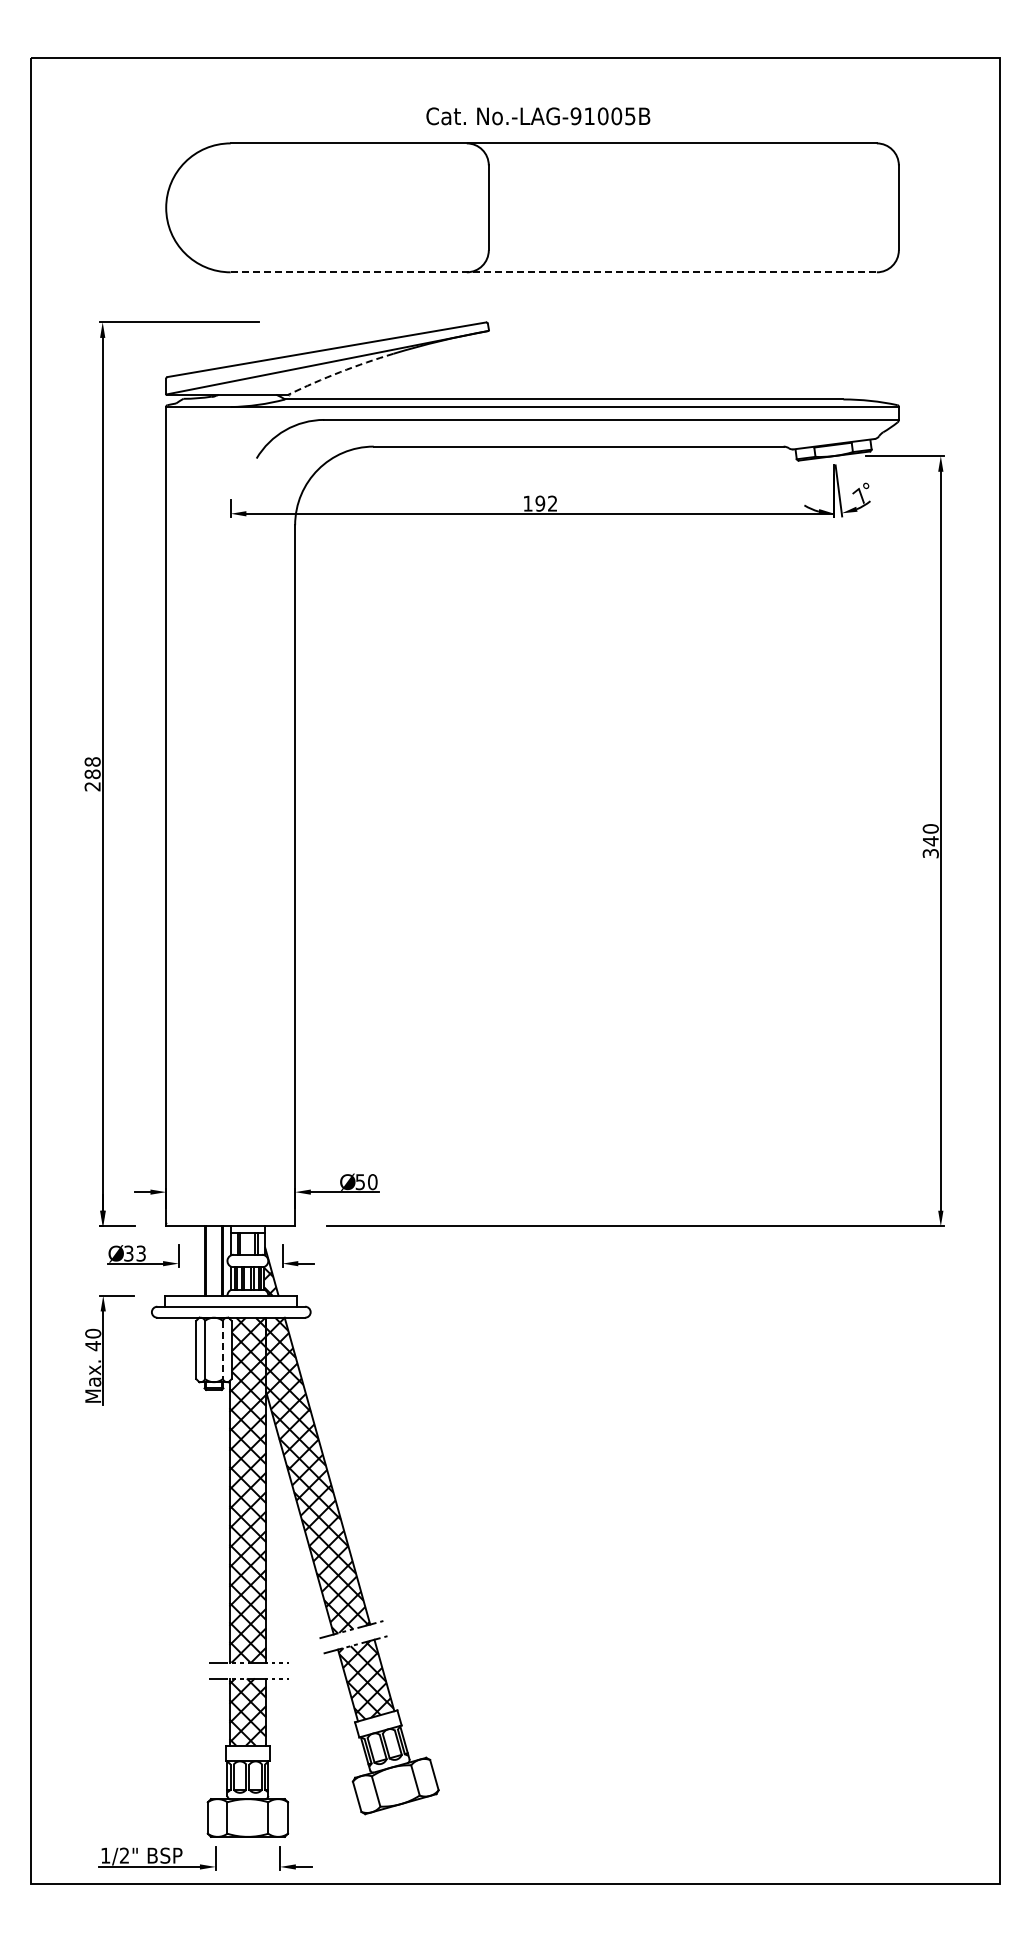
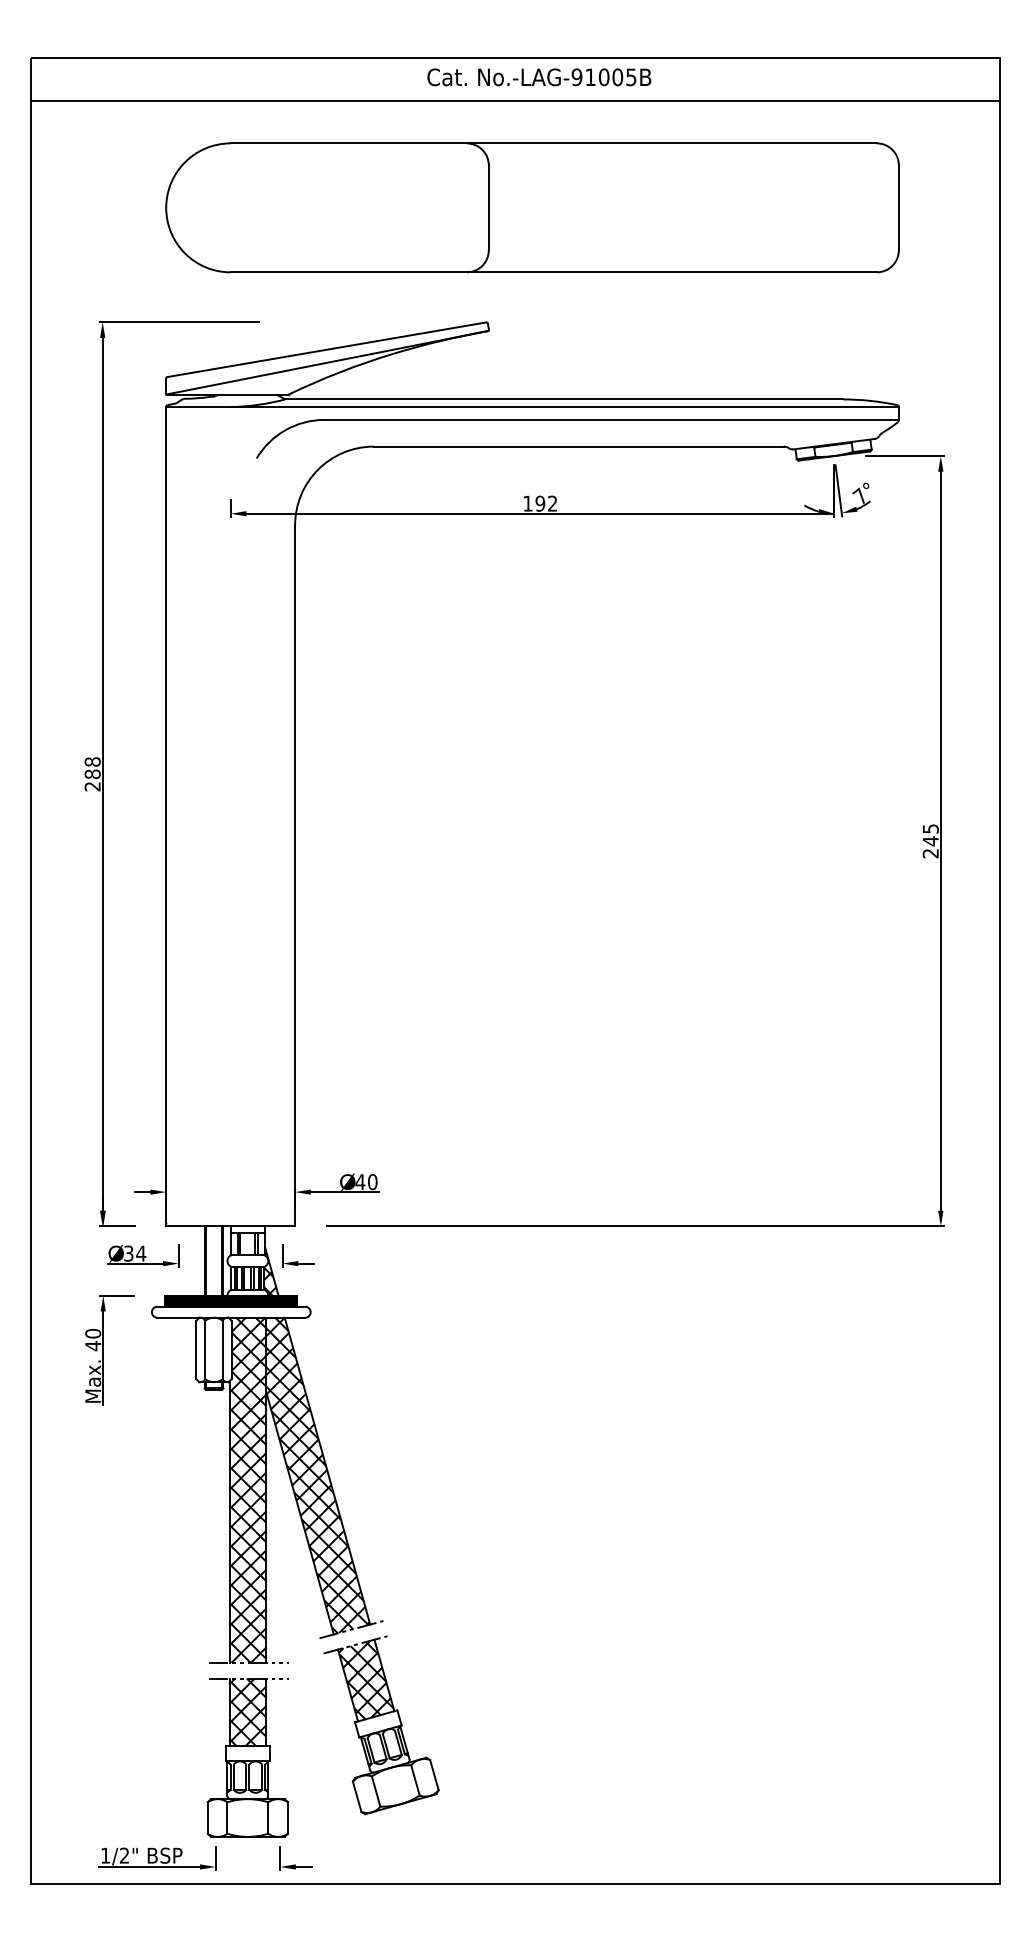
line: none -> present (515, 100)
text position: (538, 116) -> (539, 77) (539, 77)
line: dashed -> solid (554, 272)
arc: dashed -> solid (340, 372)
text: 340 -> 245 (930, 841)
text: 50 -> 40 (360, 1182)
text: 33 -> 34 (141, 1253)
hatch: none -> present (231, 1300)
line: dashed -> solid (222, 1350)
